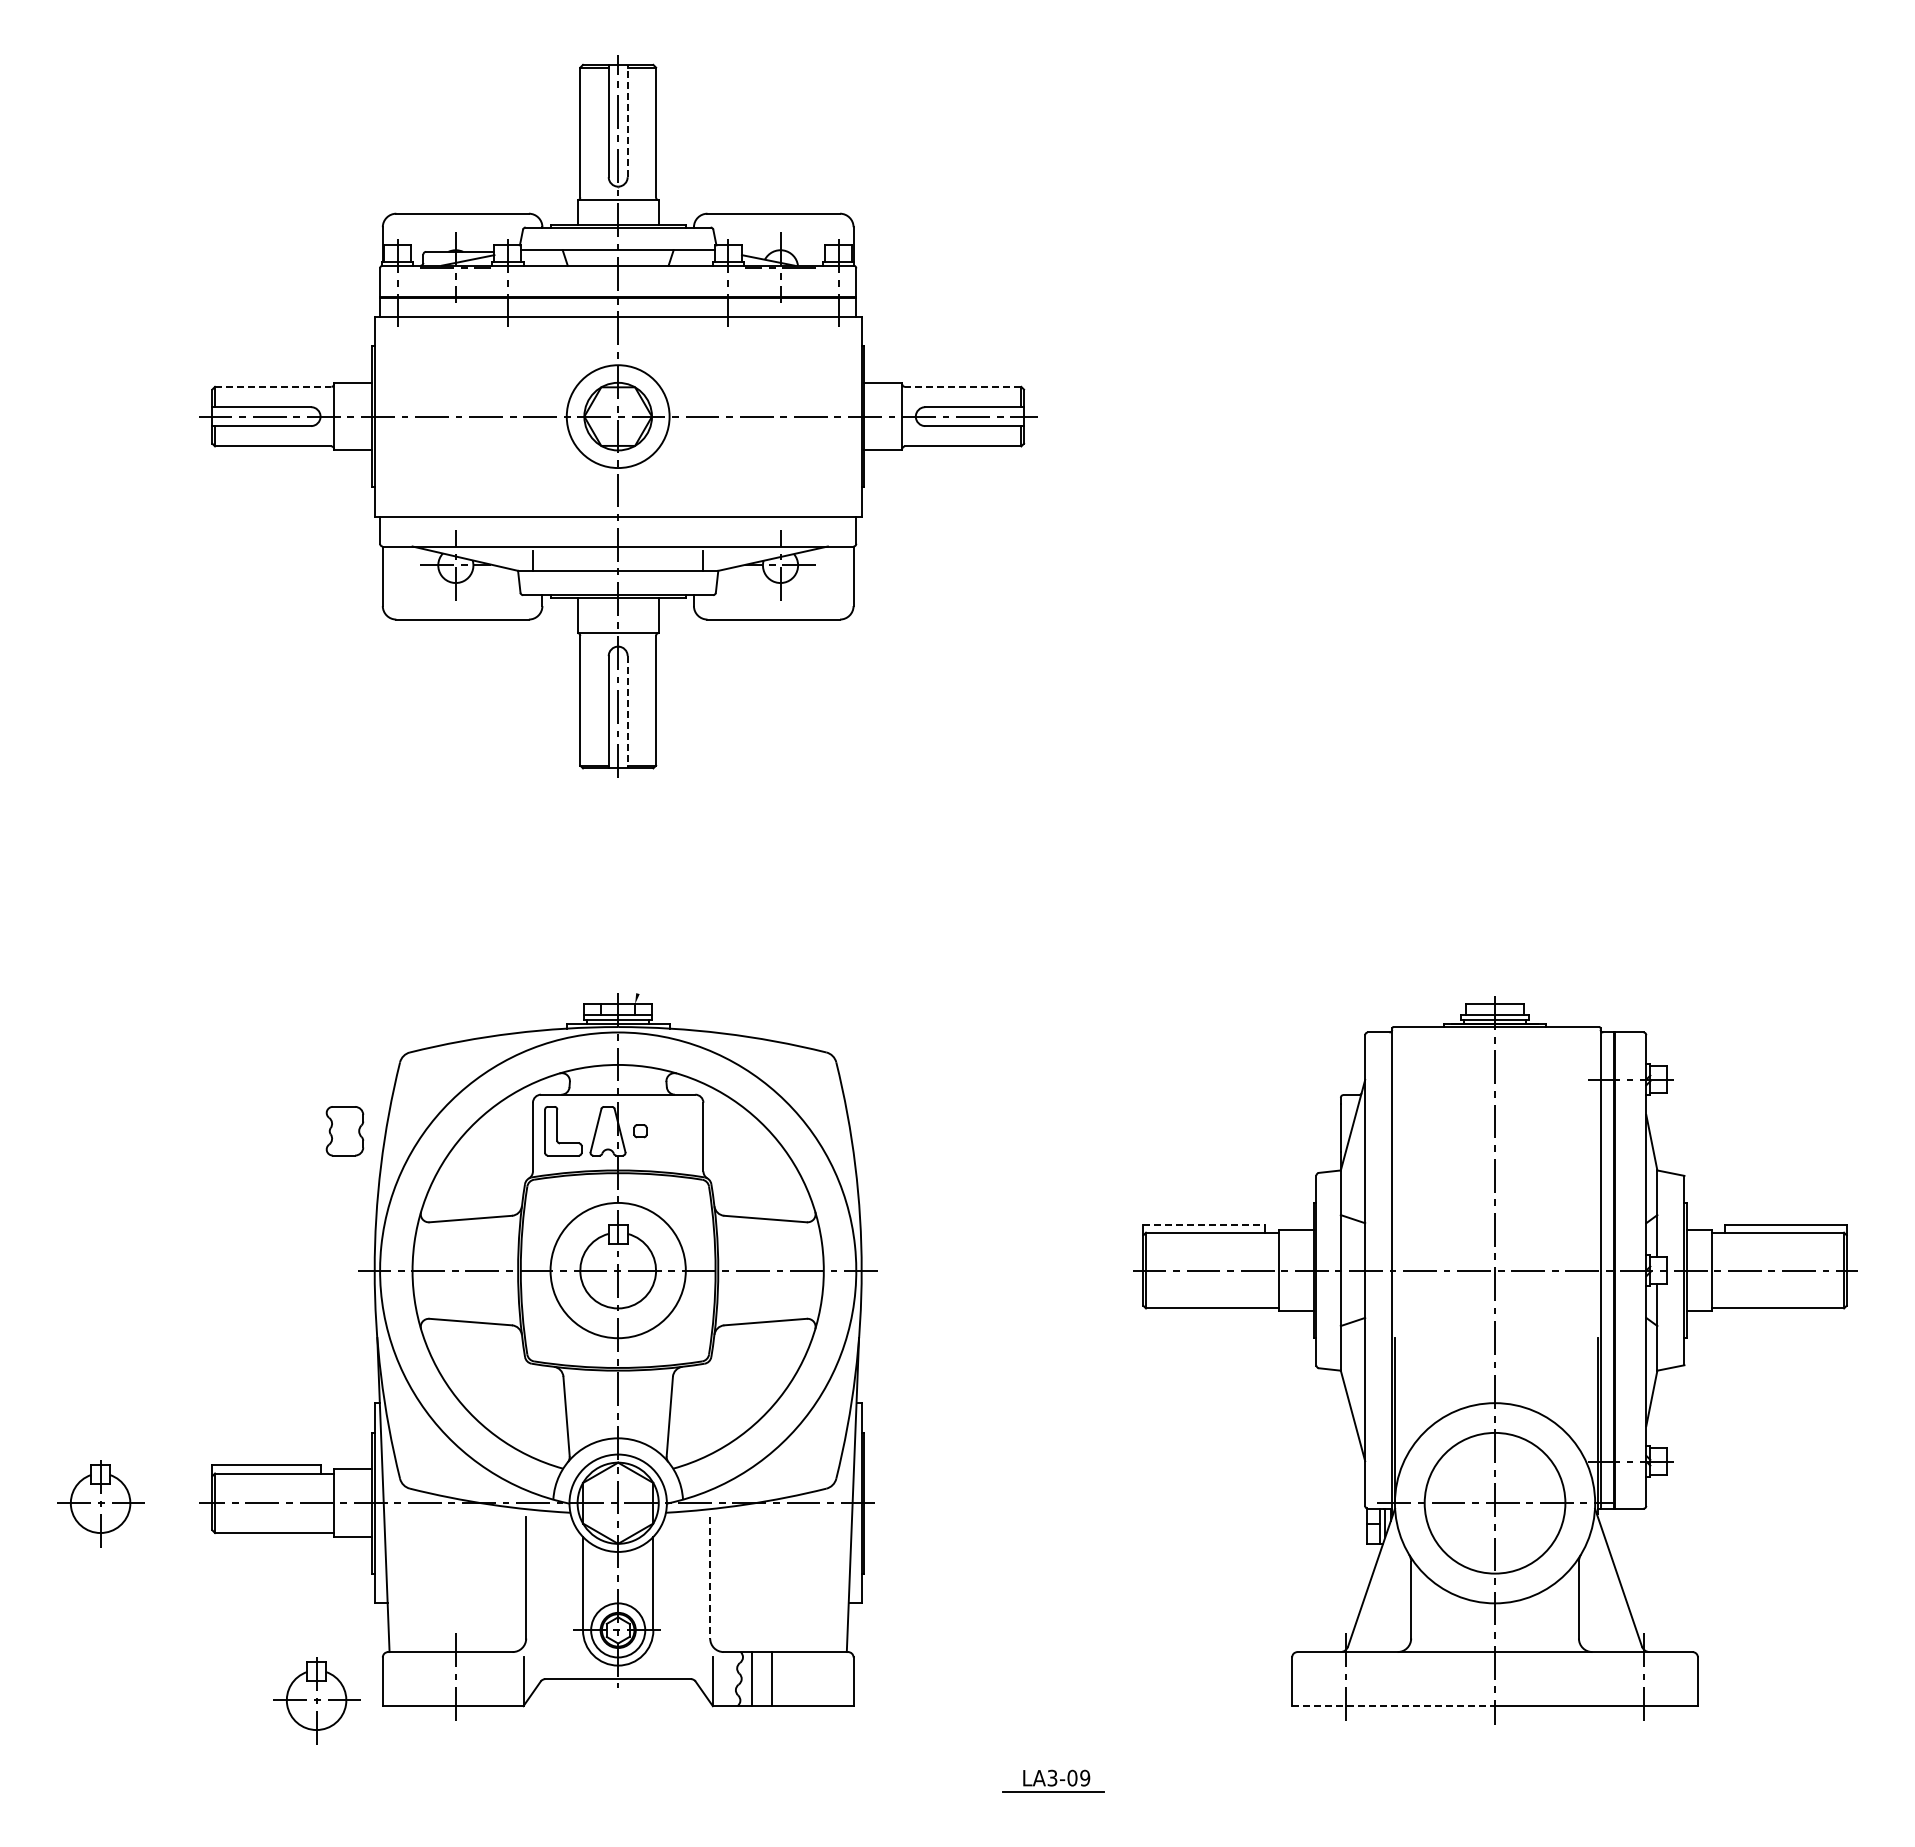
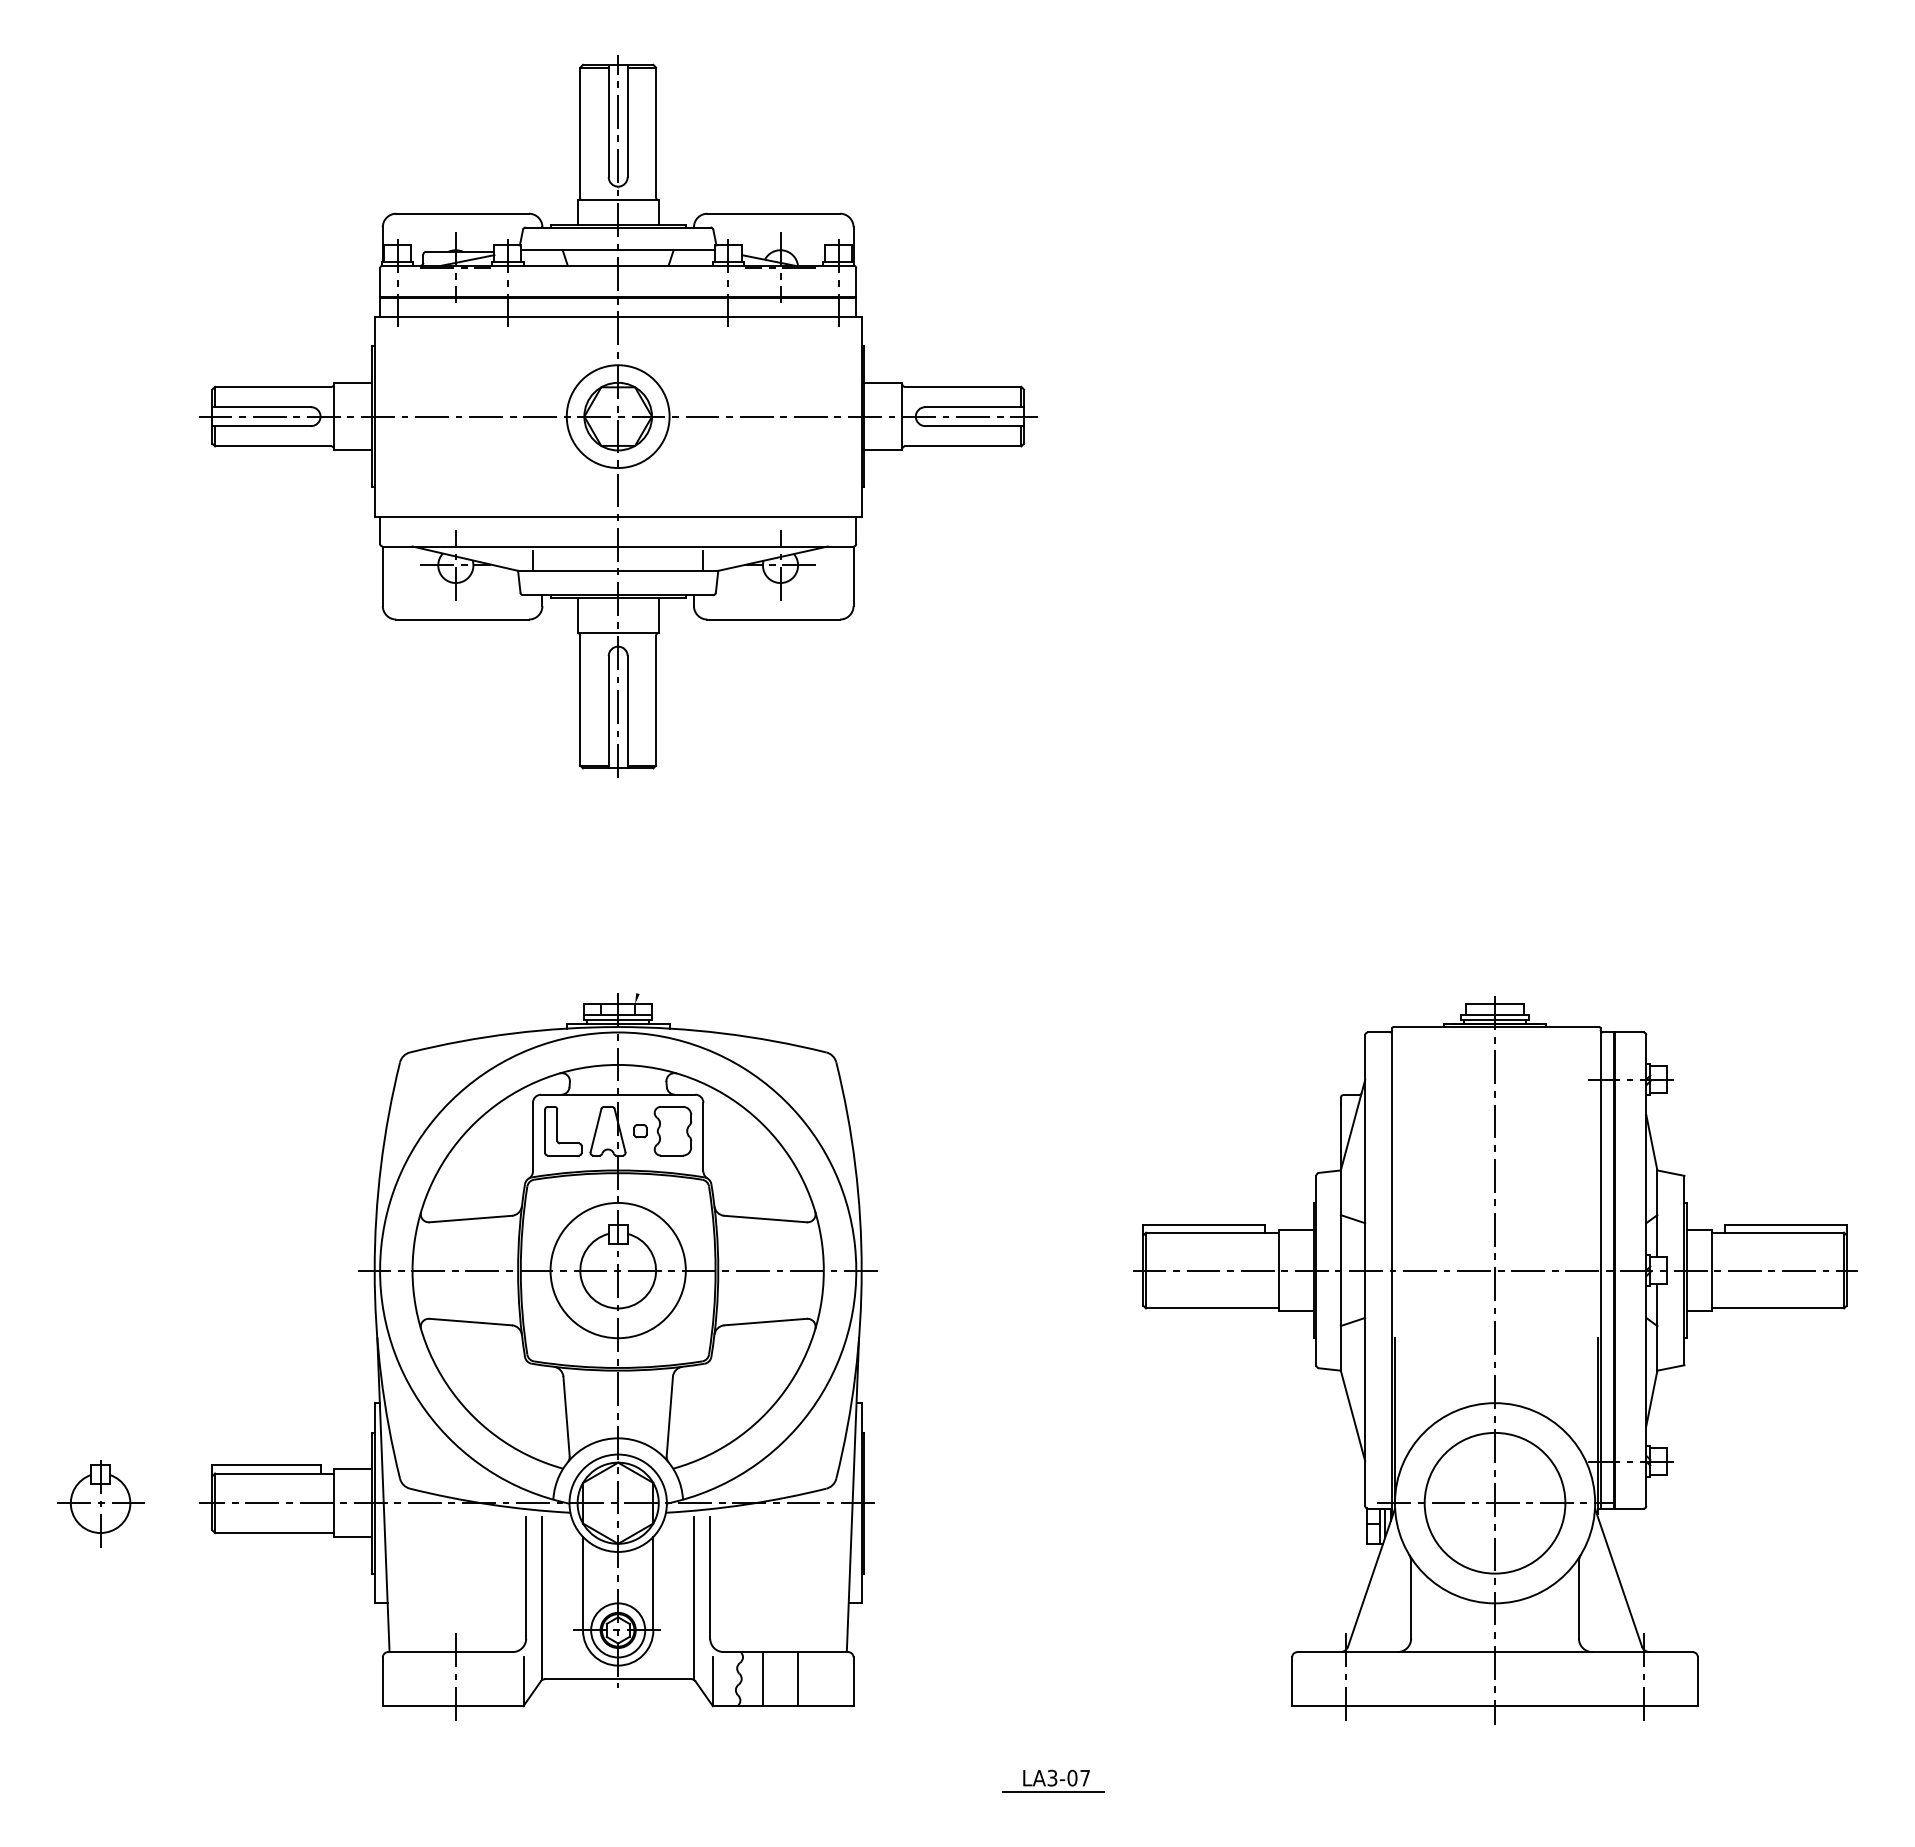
line: dashed -> solid (627, 120)
line: dashed -> solid (273, 386)
line: dashed -> solid (962, 386)
line: dashed -> solid (627, 712)
part position: (344, 1131) -> (672, 1131) (672, 1131)
line: dashed -> solid (1204, 1224)
line: dashed -> solid (710, 1577)
line: none -> present (542, 1597)
line: none -> present (693, 1597)
line position: (751, 1679) -> (762, 1679) (762, 1679)
line position: (772, 1679) -> (798, 1679) (798, 1679)
part: present -> none (316, 1700)
line: dashed -> solid (1394, 1706)
text: LA3-09 -> LA3-07 (1085, 1777)
